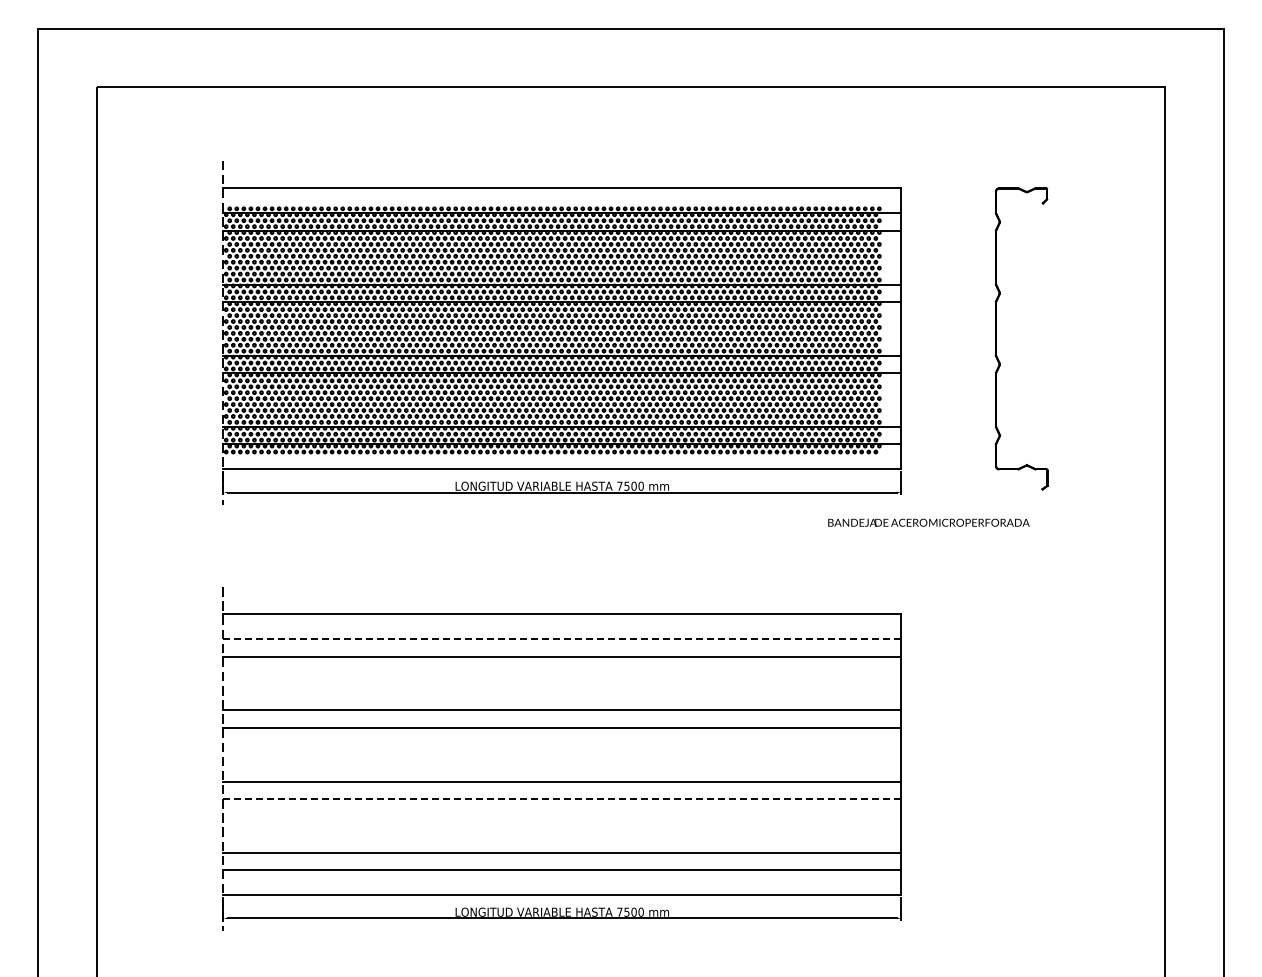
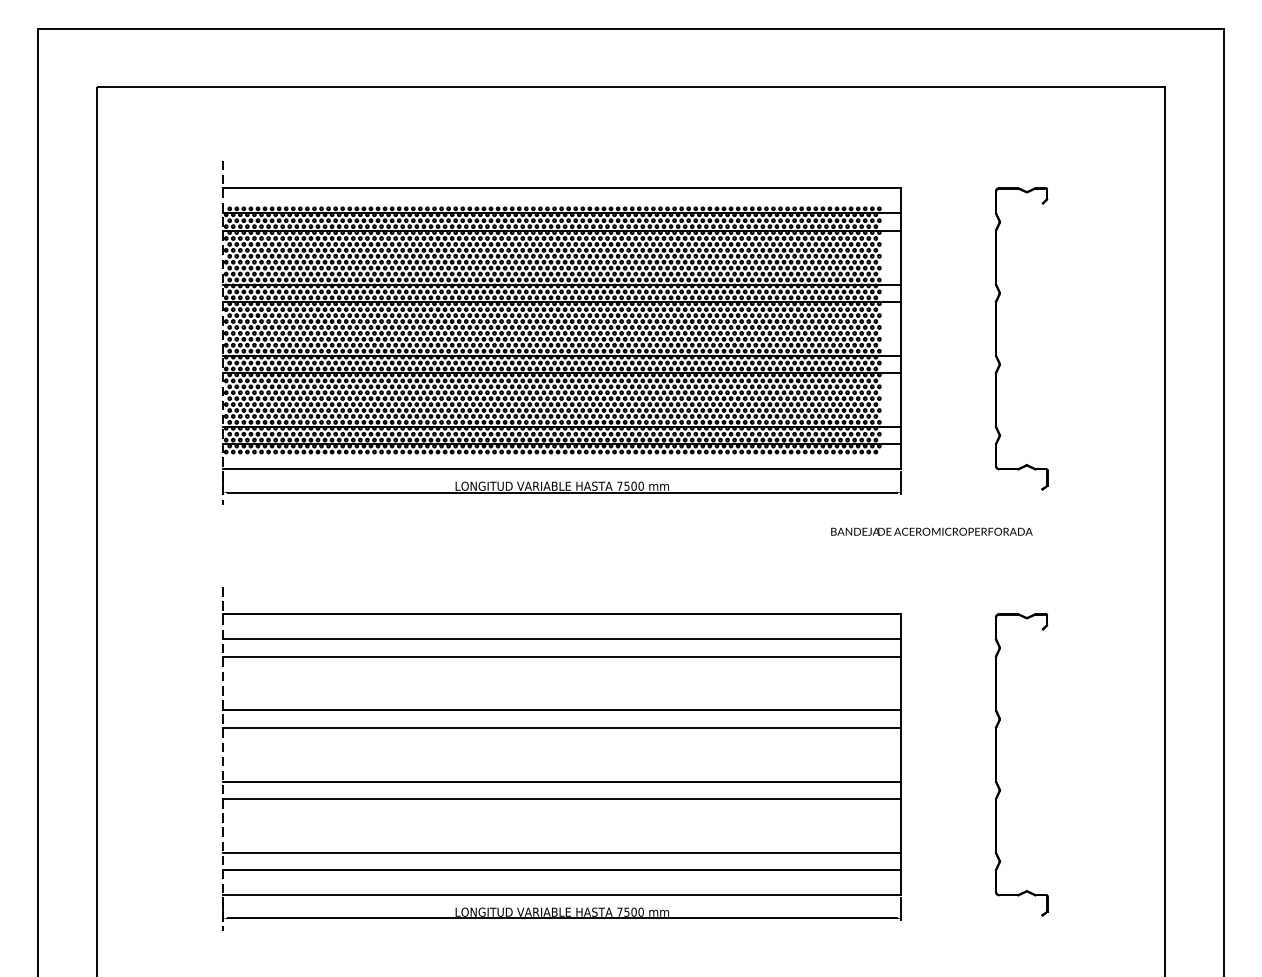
text position: (928, 522) -> (931, 531) (931, 531)
line: dashed -> solid (562, 639)
part: none -> present (996, 764)
line: dashed -> solid (562, 799)
